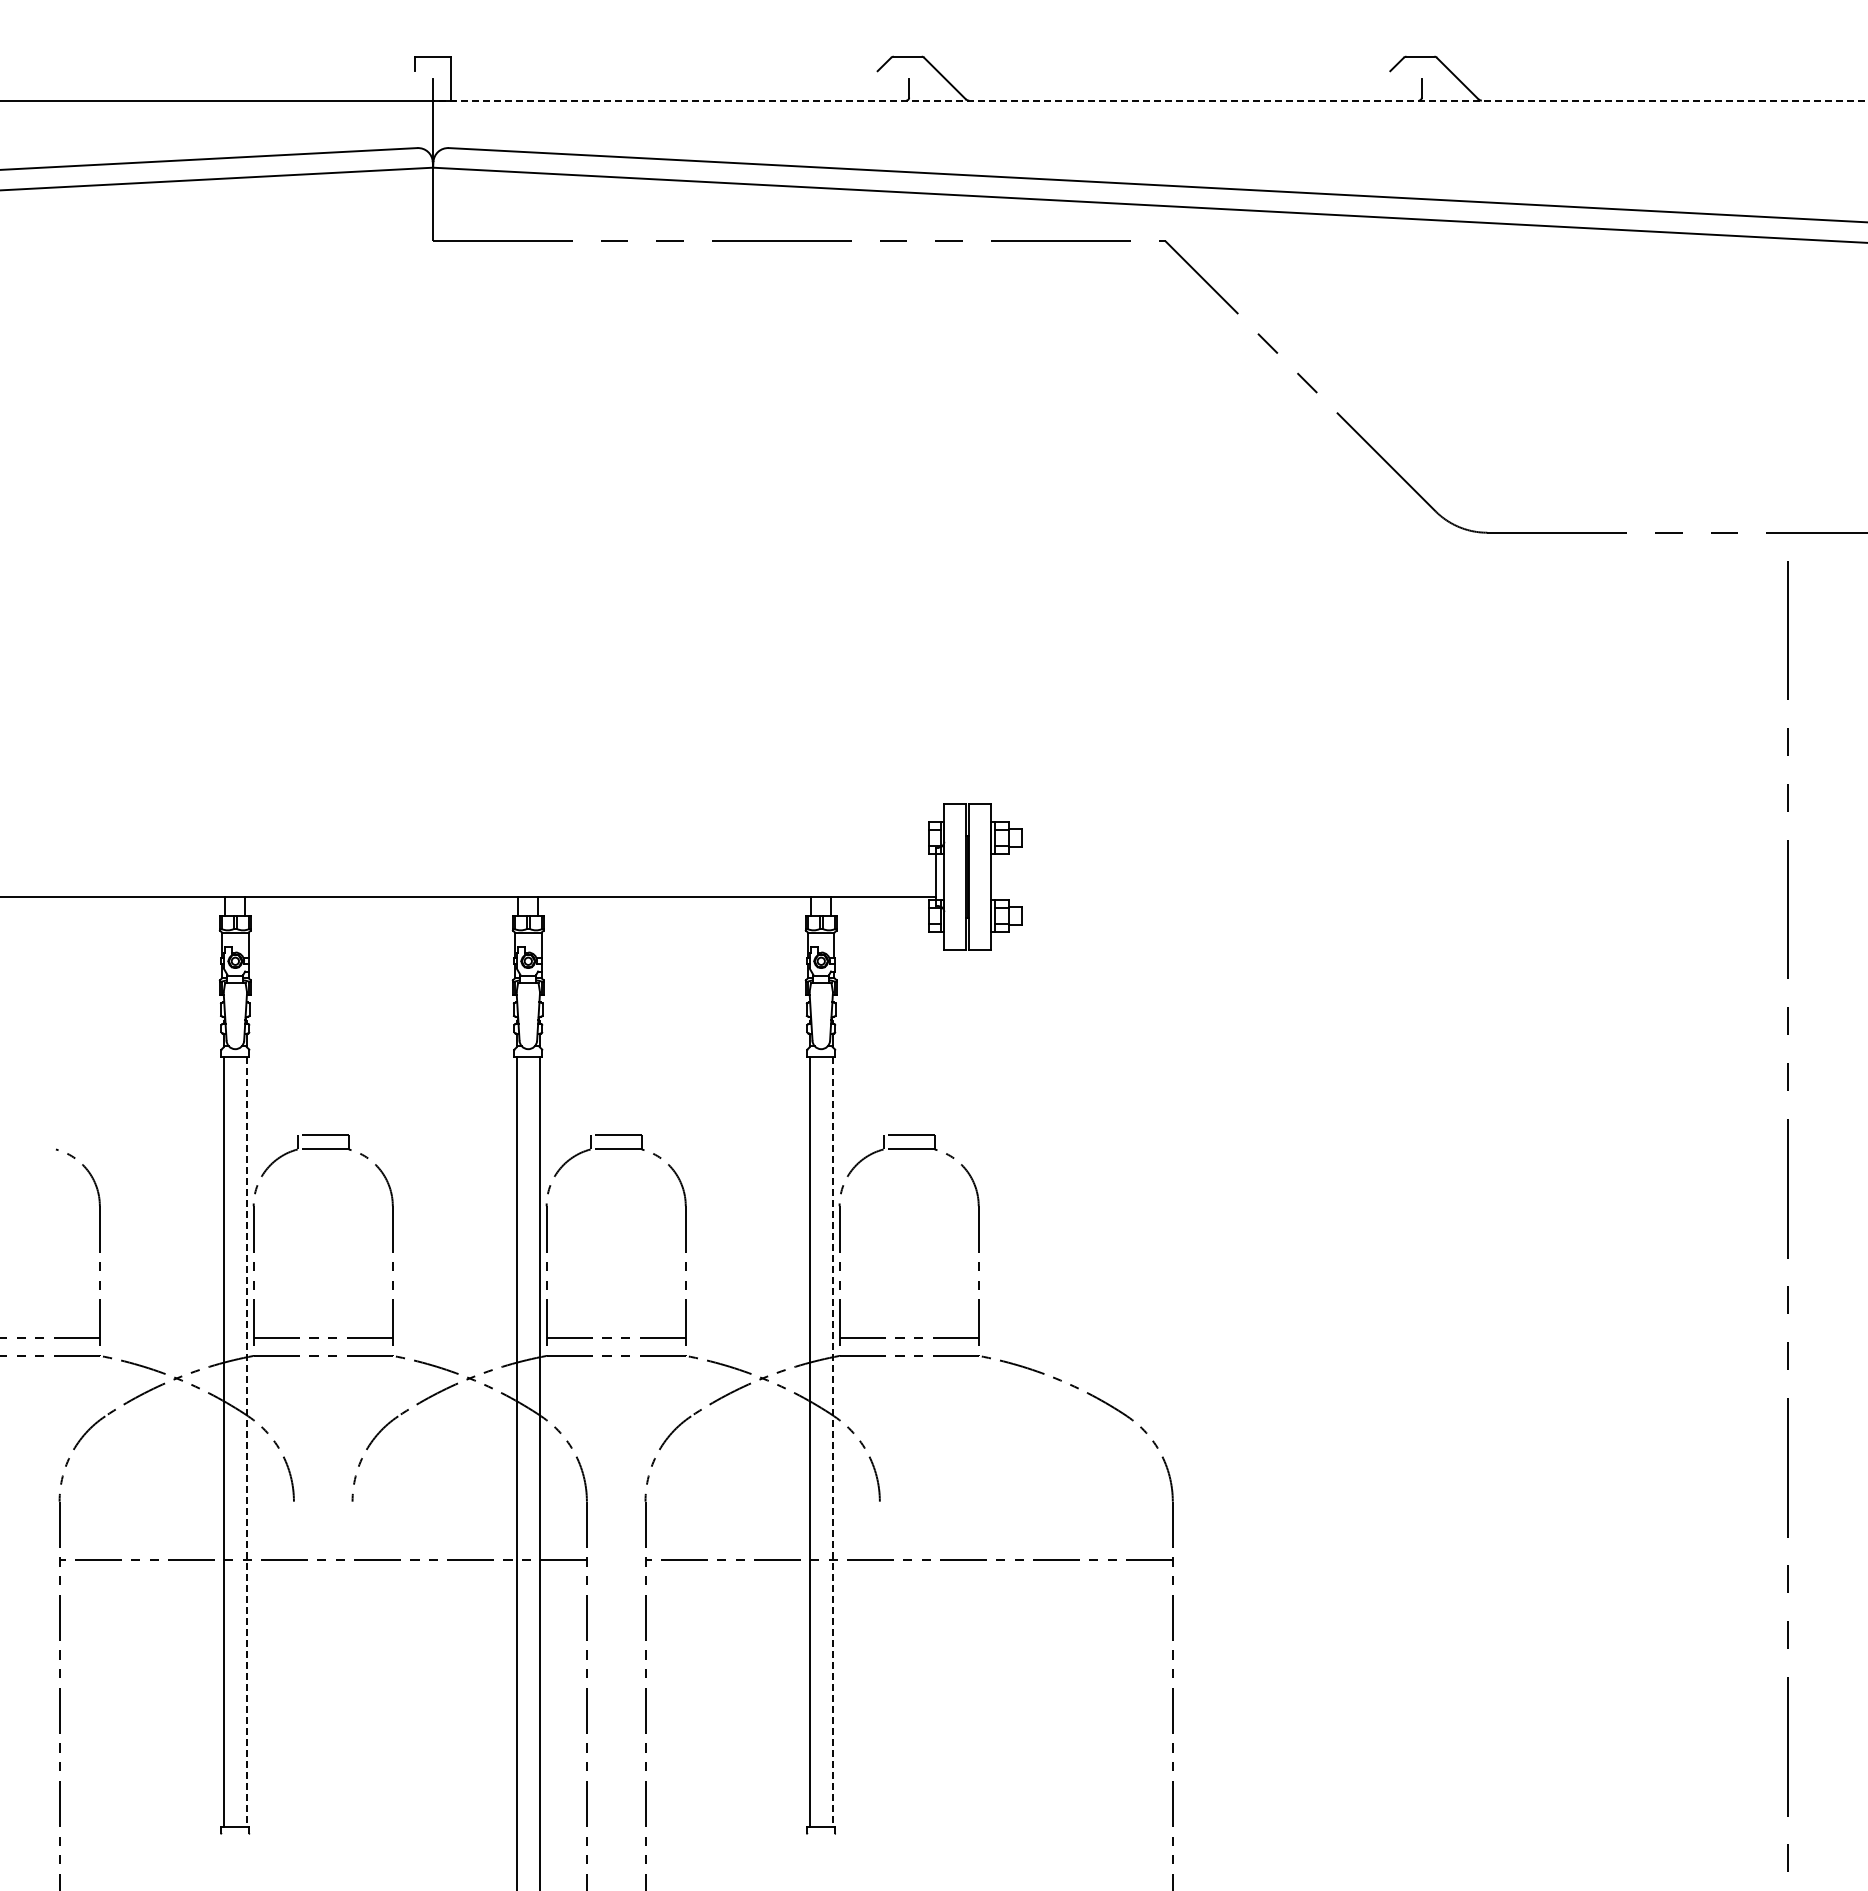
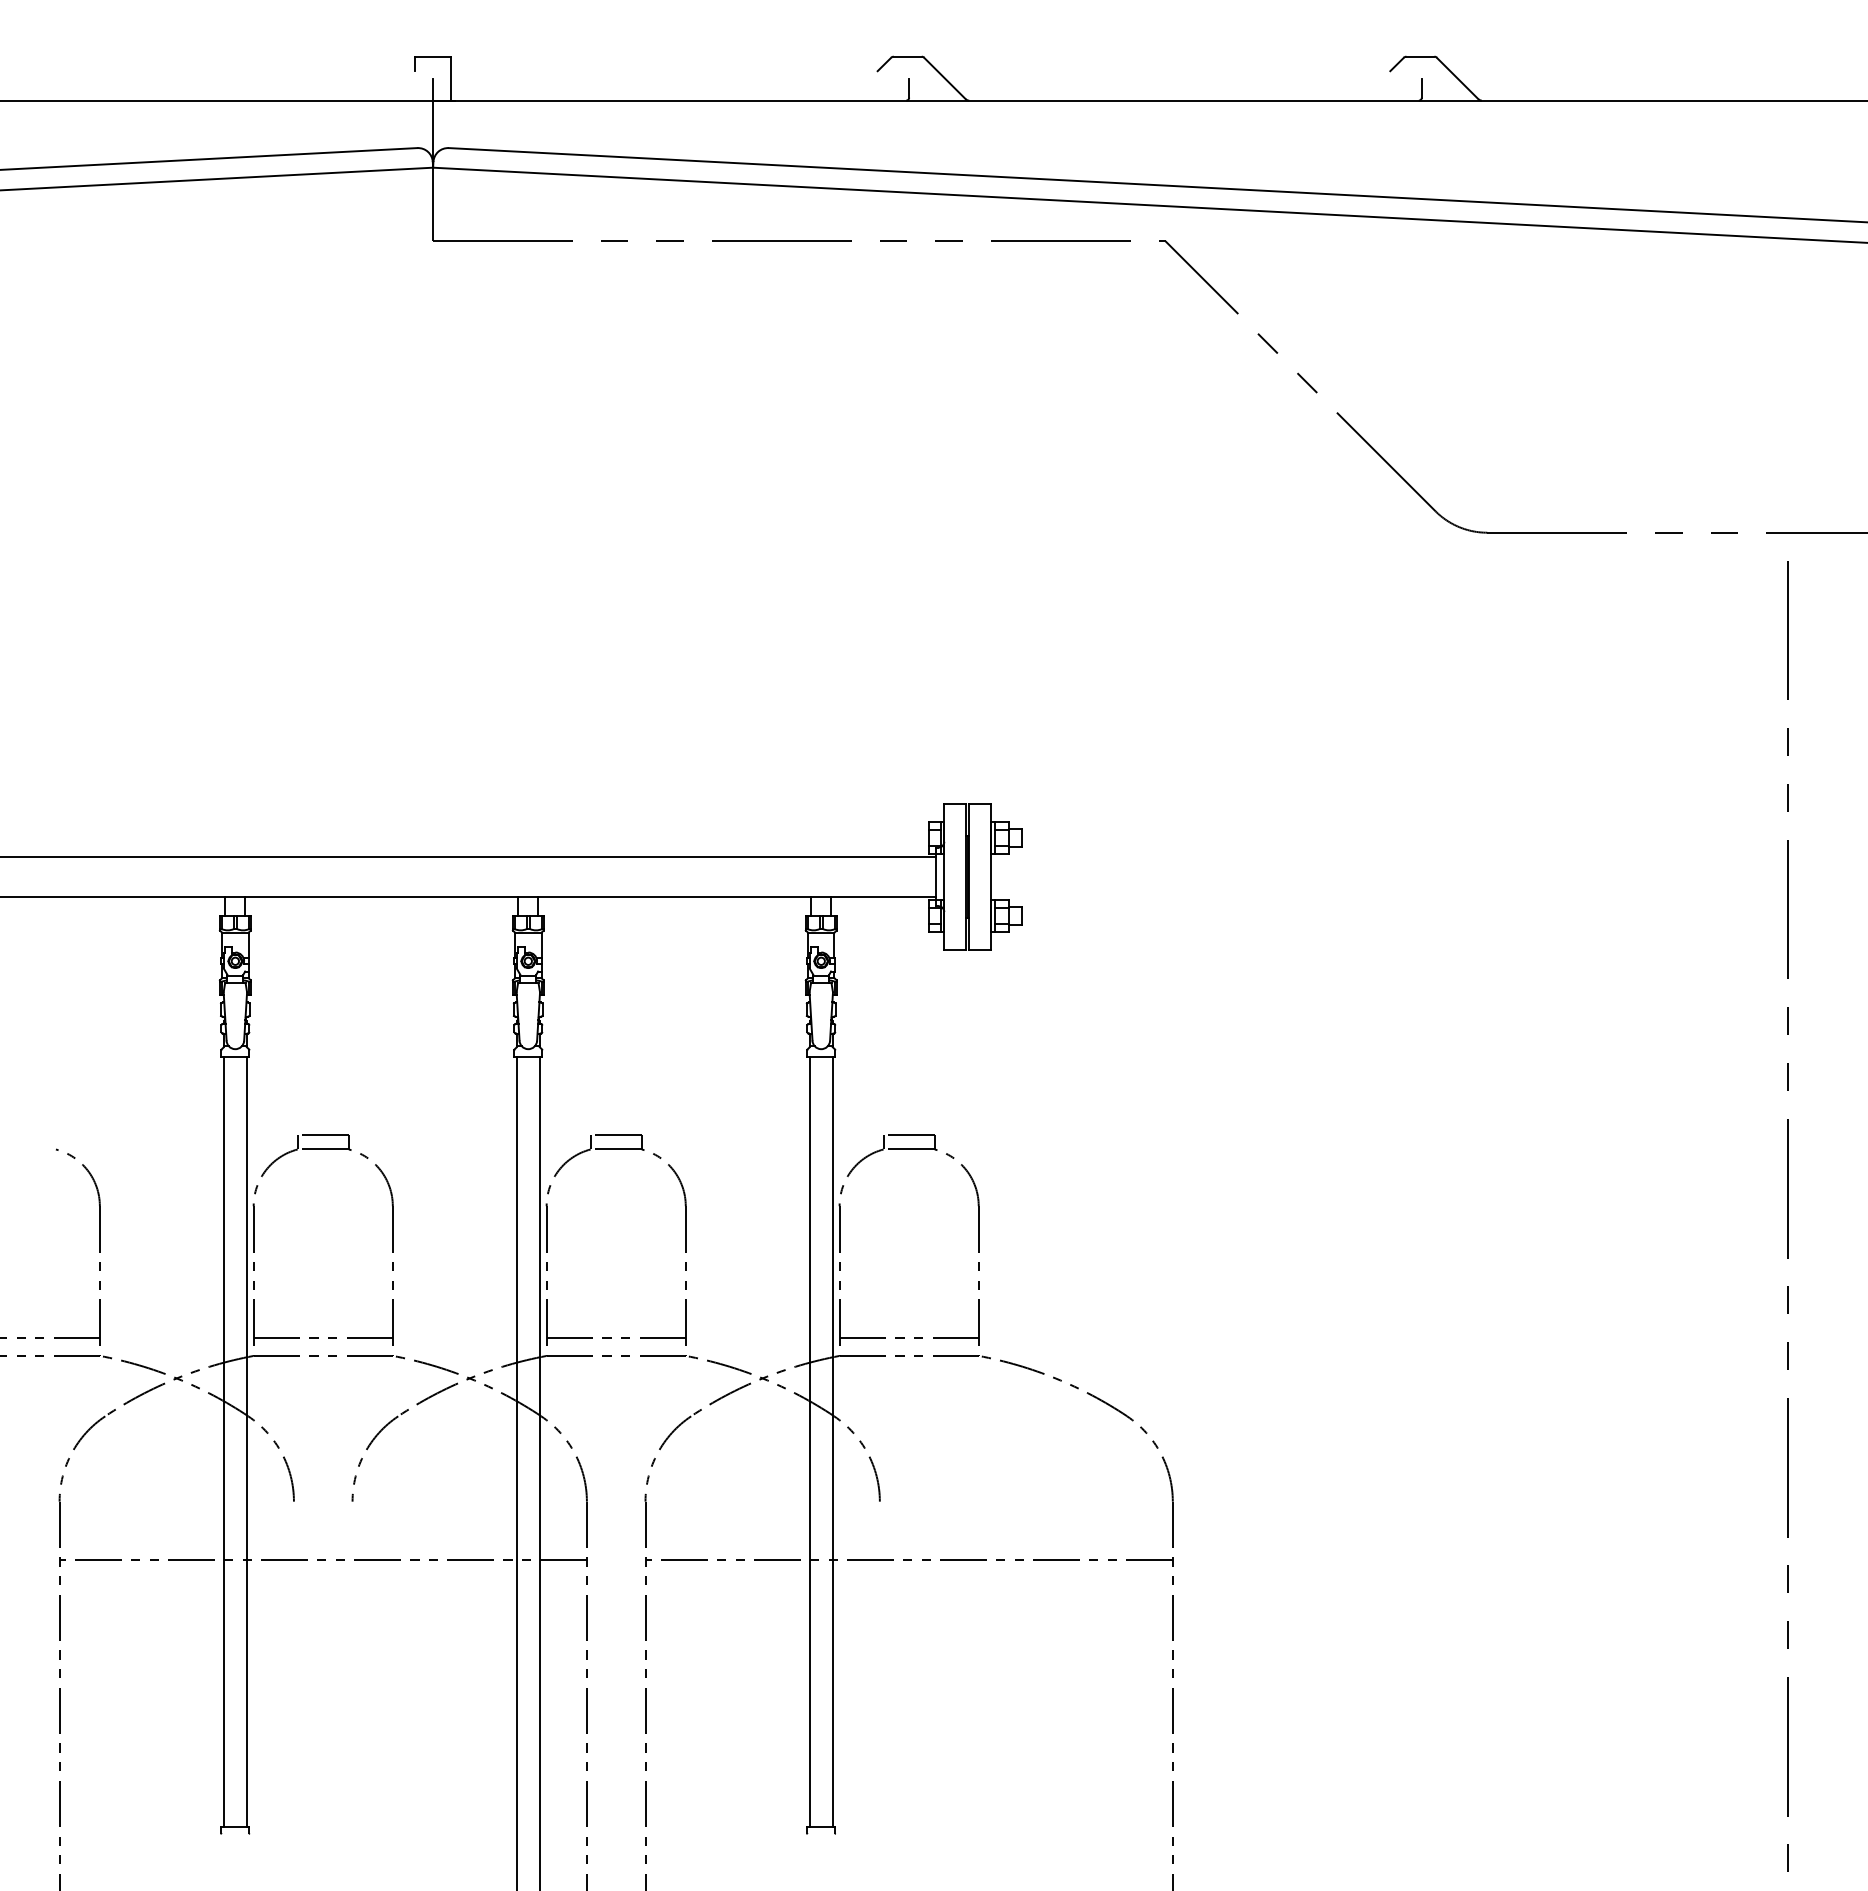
line: dashed -> solid (1149, 100)
line: none -> present (468, 857)
line: dashed -> solid (246, 1442)
line: dashed -> solid (832, 1442)
